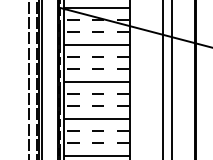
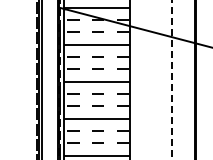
line: present -> none (28, 79)
line: present -> none (163, 79)
line: solid -> dashed (171, 80)
